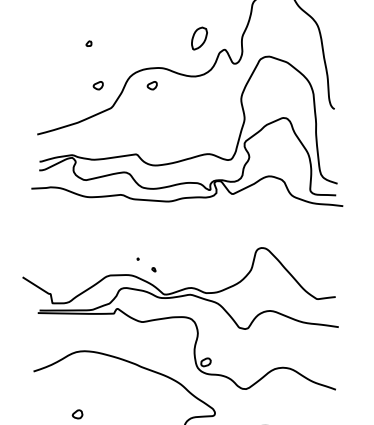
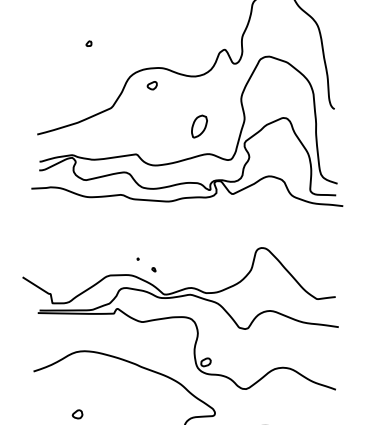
part position: (199, 38) -> (199, 126) (199, 126)
part: present -> none (97, 85)
